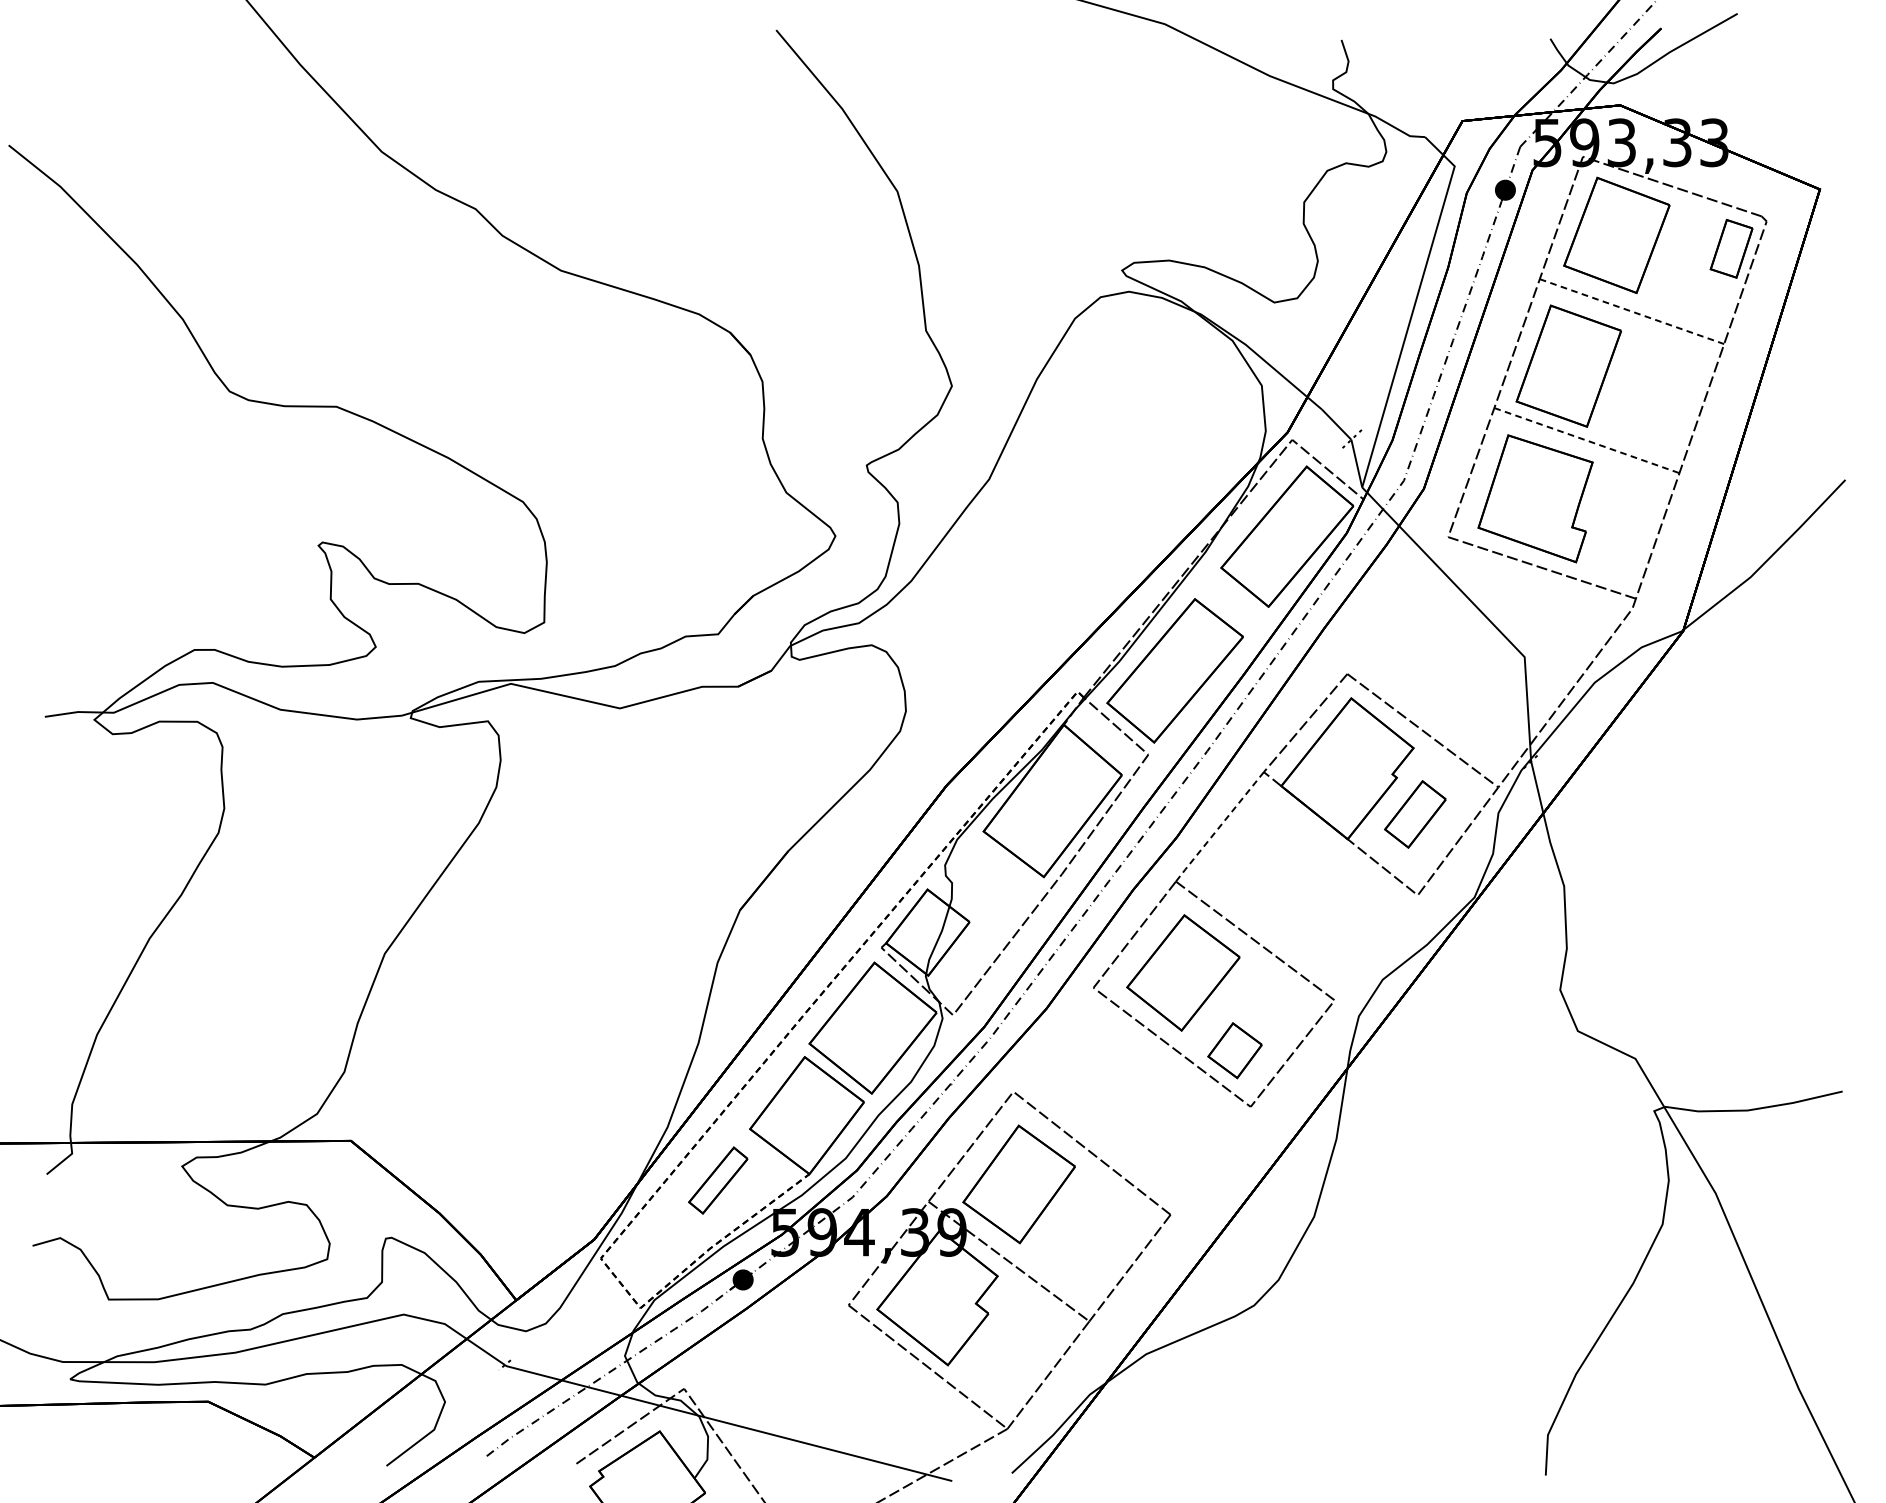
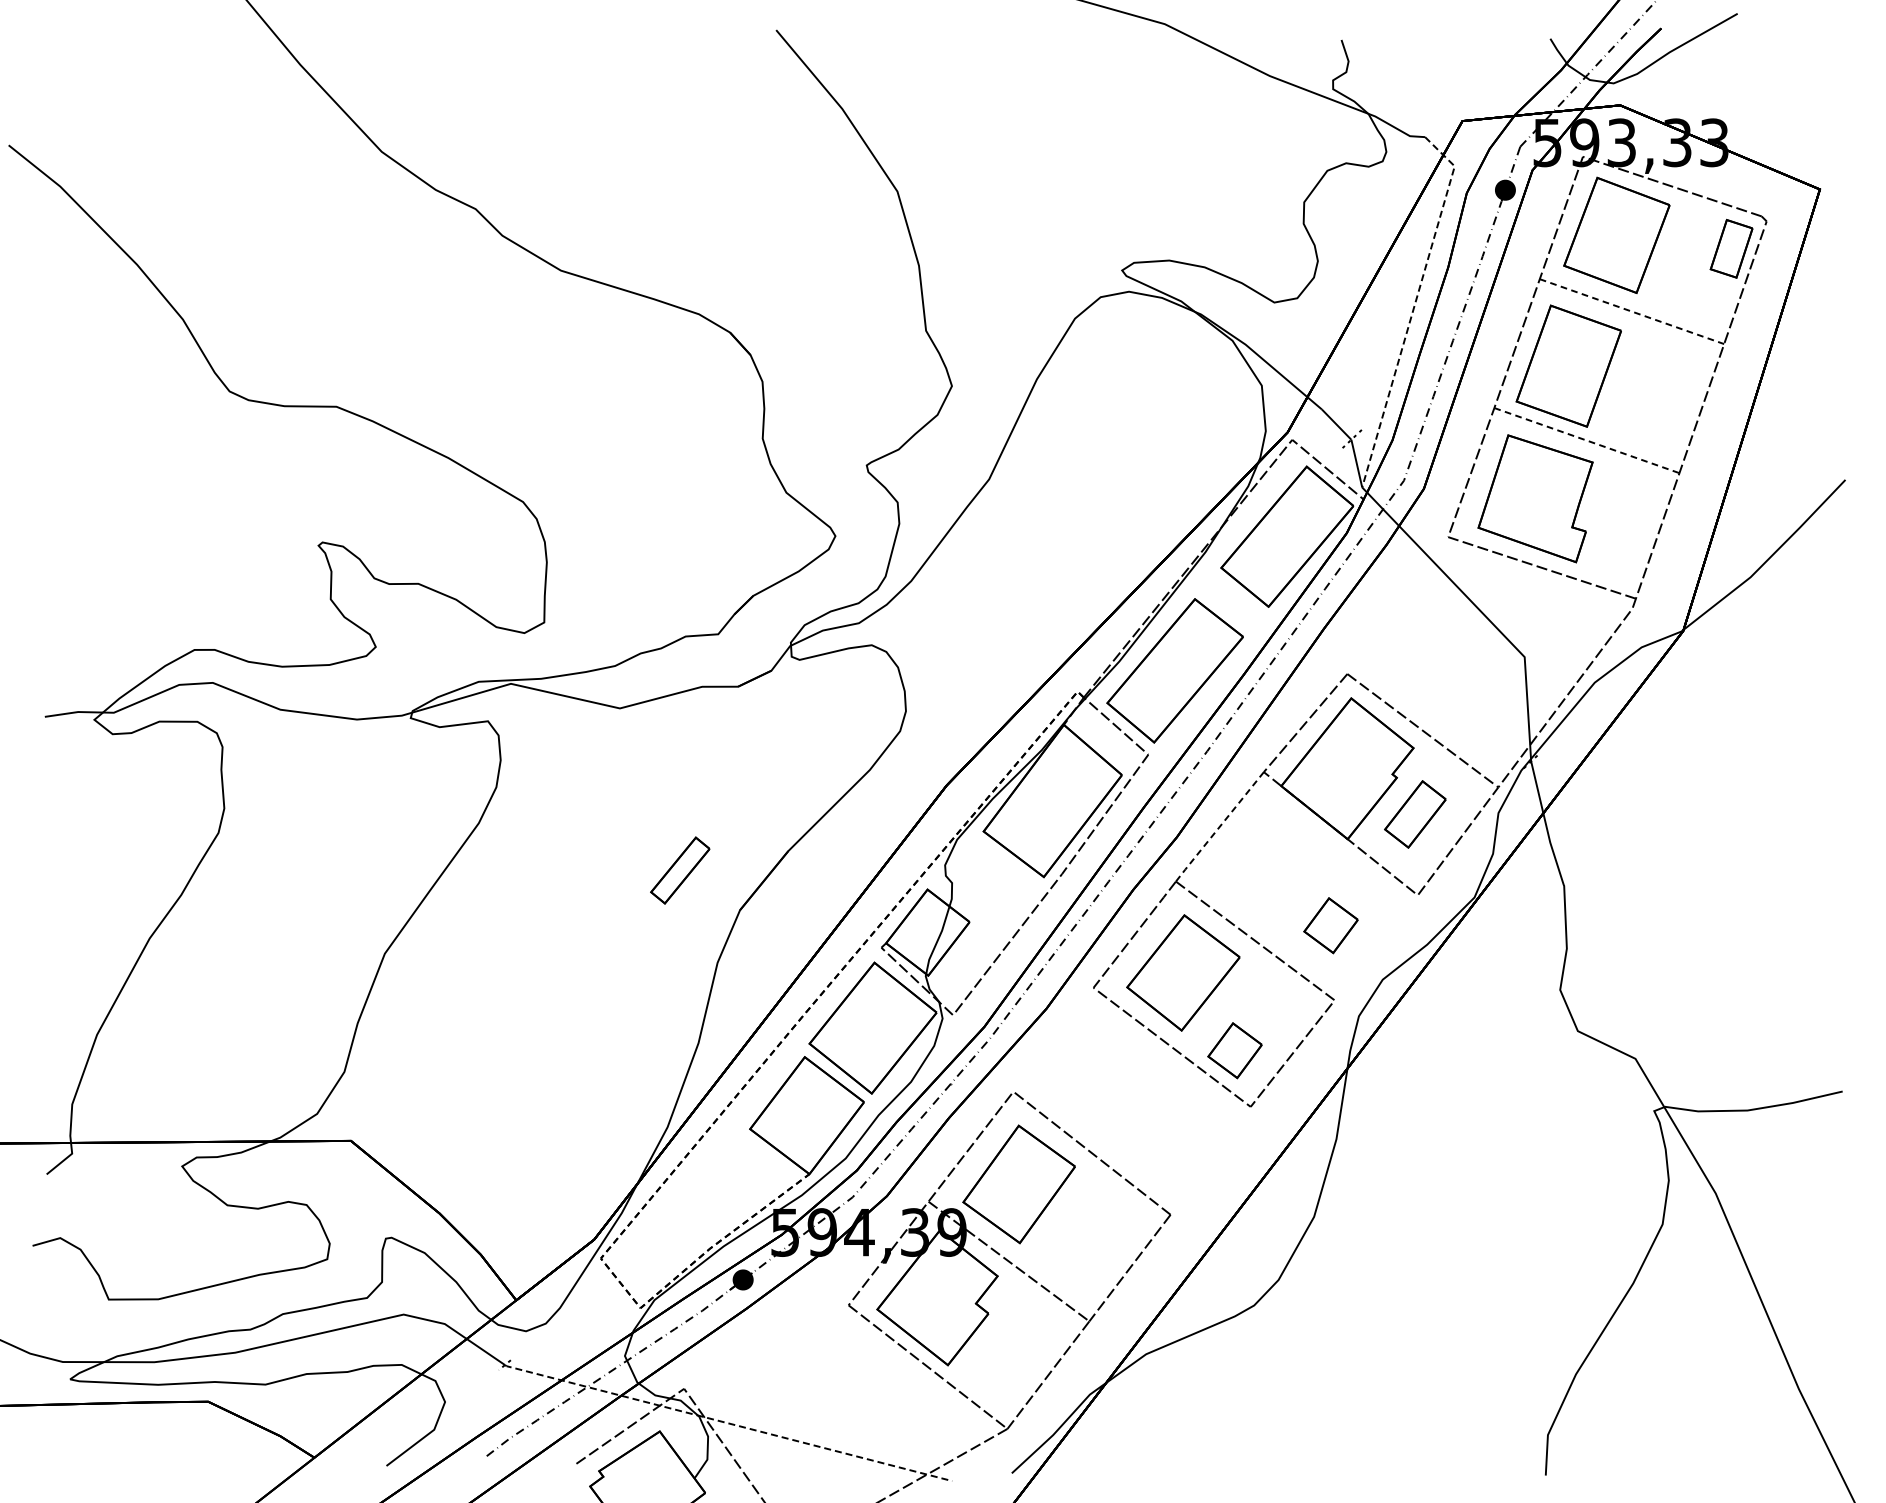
line: solid -> dashed (1414, 306)
part: none -> present (1330, 925)
part position: (718, 1180) -> (680, 870) (680, 870)
line: solid -> dashed (728, 1423)
